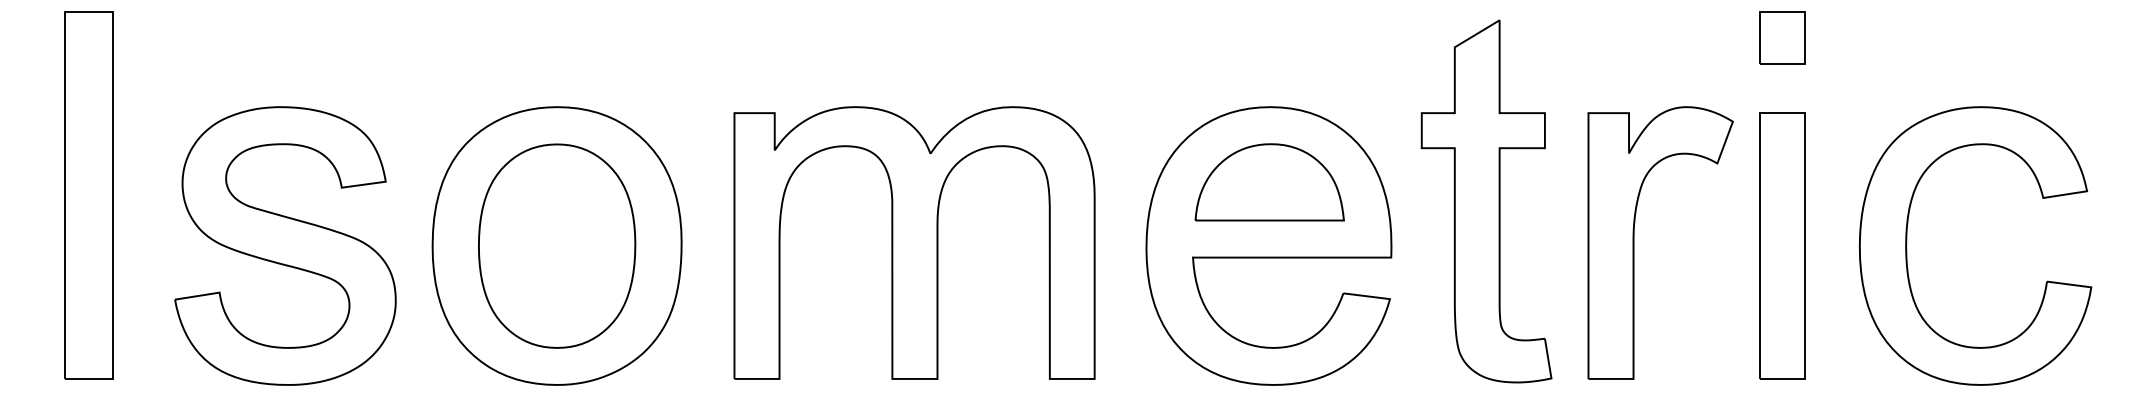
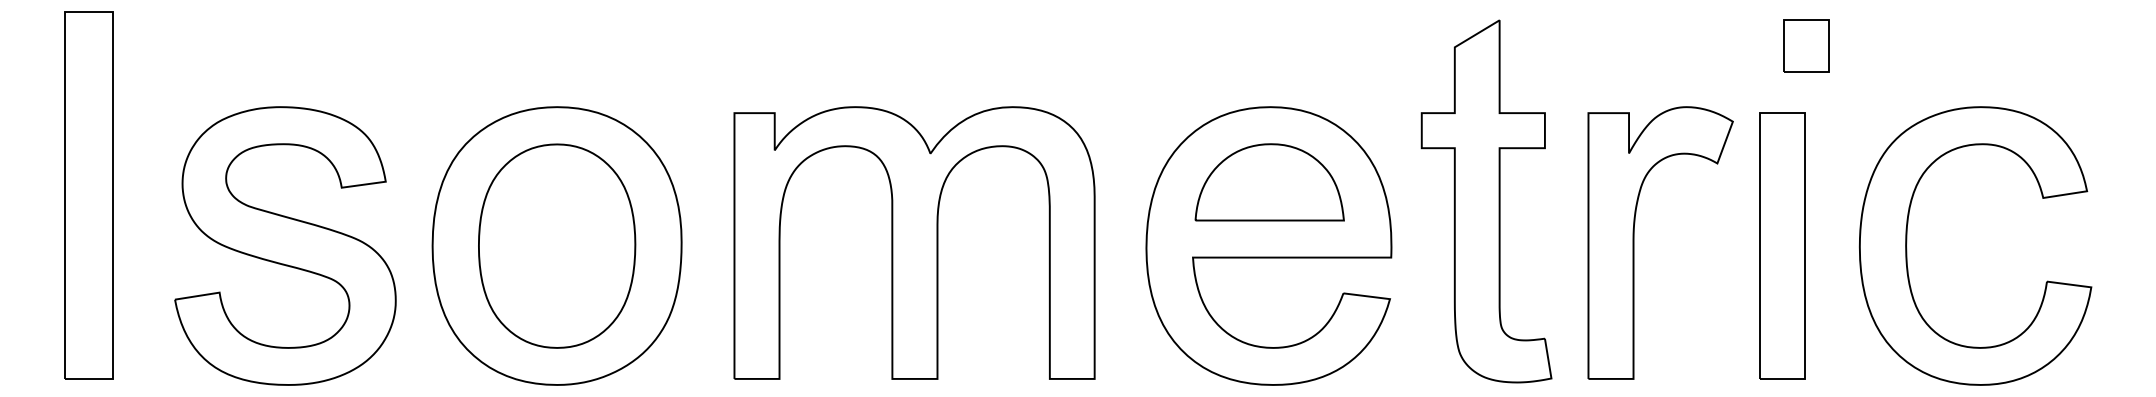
part position: (1782, 37) -> (1806, 45) (1806, 45)
